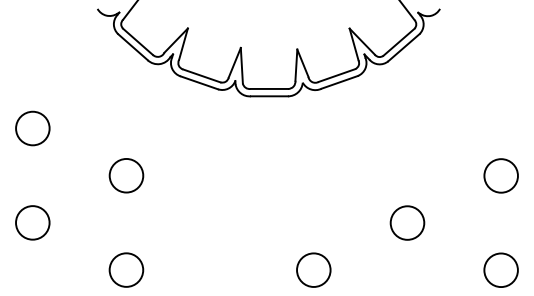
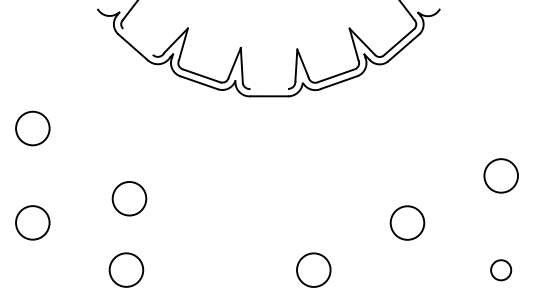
line: present -> none (137, 41)
line: present -> none (269, 88)
circle position: (126, 175) -> (129, 198) (129, 198)
circle diameter: 34 px -> 20 px (501, 270)
